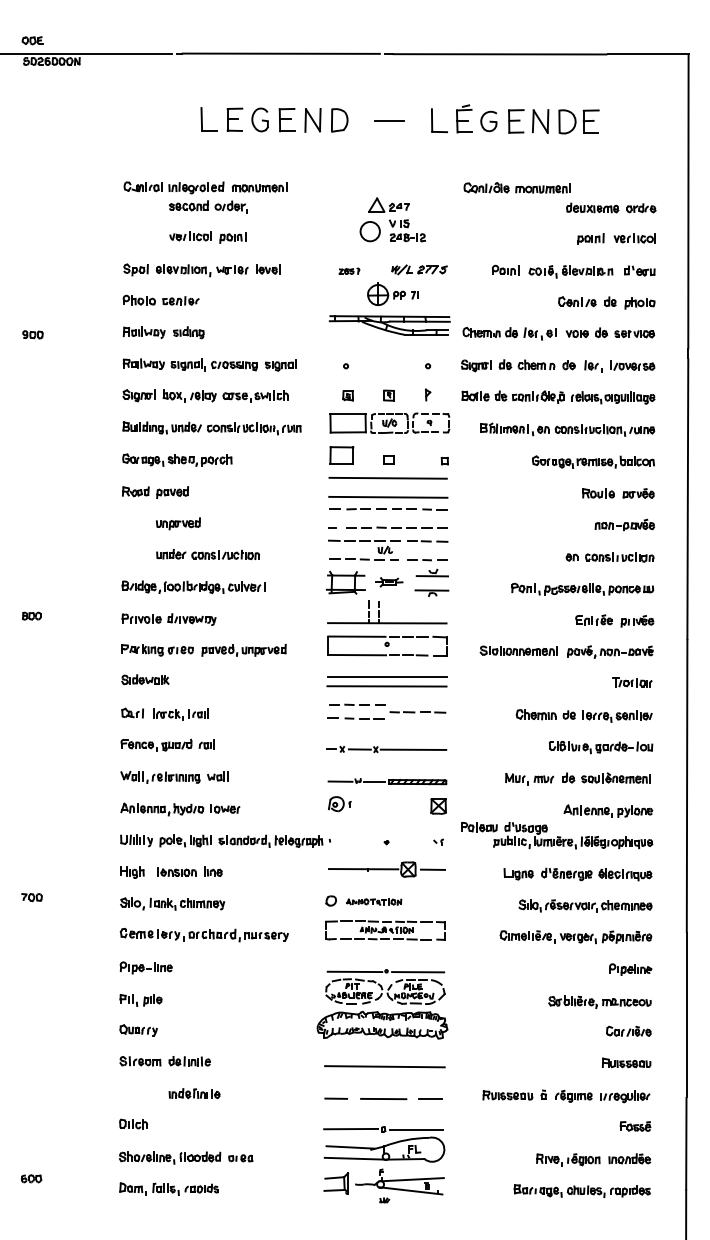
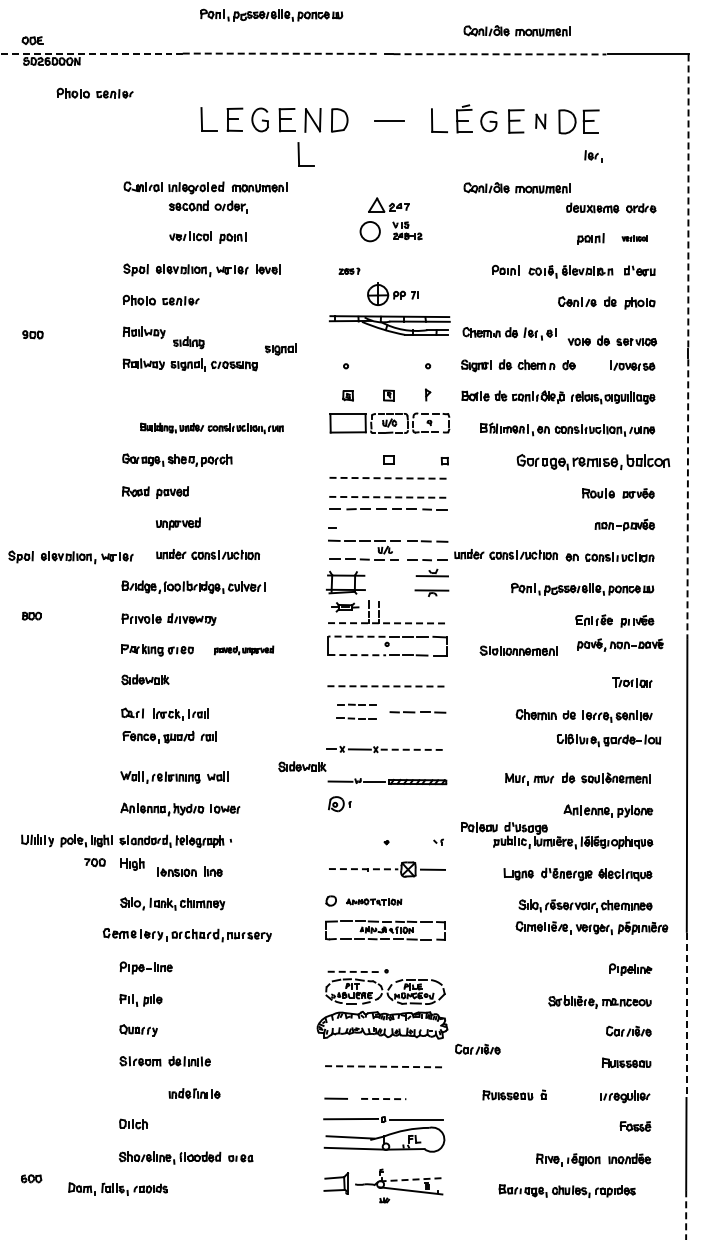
part: none -> present (271, 14)
part: none -> present (516, 30)
line: solid -> dashed (86, 53)
line: solid -> dashed (281, 53)
line: solid -> dashed (500, 54)
part: none -> present (94, 92)
part size: 18x25 px -> 12x17 px (540, 121)
part: none -> present (305, 154)
line: solid -> dashed (688, 202)
part size: 37x24 px -> 31x20 px (407, 230)
part size: 43x11 px -> 27x7 px (634, 238)
part: present -> none (419, 269)
part position: (188, 332) -> (188, 342) (188, 342)
part position: (610, 332) -> (612, 340) (612, 340)
part position: (280, 365) -> (280, 349) (280, 349)
part position: (593, 366) -> (593, 156) (593, 156)
part: present -> none (205, 395)
part size: 180x15 px -> 144x13 px (211, 428)
part: present -> none (341, 455)
part size: 123x14 px -> 155x17 px (593, 462)
line: solid -> dashed (388, 478)
line: solid -> dashed (388, 497)
line: solid -> dashed (687, 499)
part: present -> none (396, 527)
part: none -> present (505, 554)
part: none -> present (70, 557)
part position: (389, 582) -> (345, 607) (345, 607)
line: solid -> dashed (387, 623)
line: solid -> dashed (356, 636)
part size: 86x13 px -> 61x11 px (244, 650)
part position: (610, 651) -> (620, 644) (620, 644)
line: solid -> dashed (357, 655)
line: present -> none (387, 677)
line: solid -> dashed (386, 686)
part size: 57x3 px -> 40x3 px (356, 704)
part size: 58x3 px -> 41x3 px (356, 718)
part position: (167, 744) -> (169, 736) (169, 736)
part position: (600, 747) -> (608, 740) (608, 740)
line: solid -> dashed (413, 749)
part: none -> present (302, 766)
part: present -> none (438, 806)
part position: (225, 840) -> (126, 840) (126, 840)
line: solid -> dashed (363, 869)
part position: (132, 872) -> (132, 864) (132, 864)
part position: (31, 897) -> (94, 862) (94, 862)
part position: (203, 935) -> (186, 935) (186, 935)
part position: (575, 937) -> (591, 928) (591, 928)
line: solid -> dashed (355, 971)
line: present -> none (418, 972)
line: solid -> dashed (686, 1015)
part: none -> present (477, 1048)
line: solid -> dashed (384, 1066)
part: present -> none (573, 1095)
line: present -> none (430, 1098)
line: solid -> dashed (383, 1099)
part position: (384, 1144) -> (384, 1134) (384, 1134)
line: solid -> dashed (412, 1179)
part position: (168, 1188) -> (117, 1188) (117, 1188)
part position: (581, 1191) -> (566, 1191) (566, 1191)
line: solid -> dashed (686, 1215)
